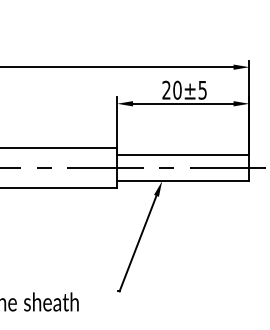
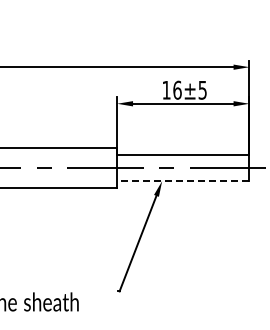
text: 20±5 -> 16±5 (171, 89)
line: solid -> dashed (182, 181)
